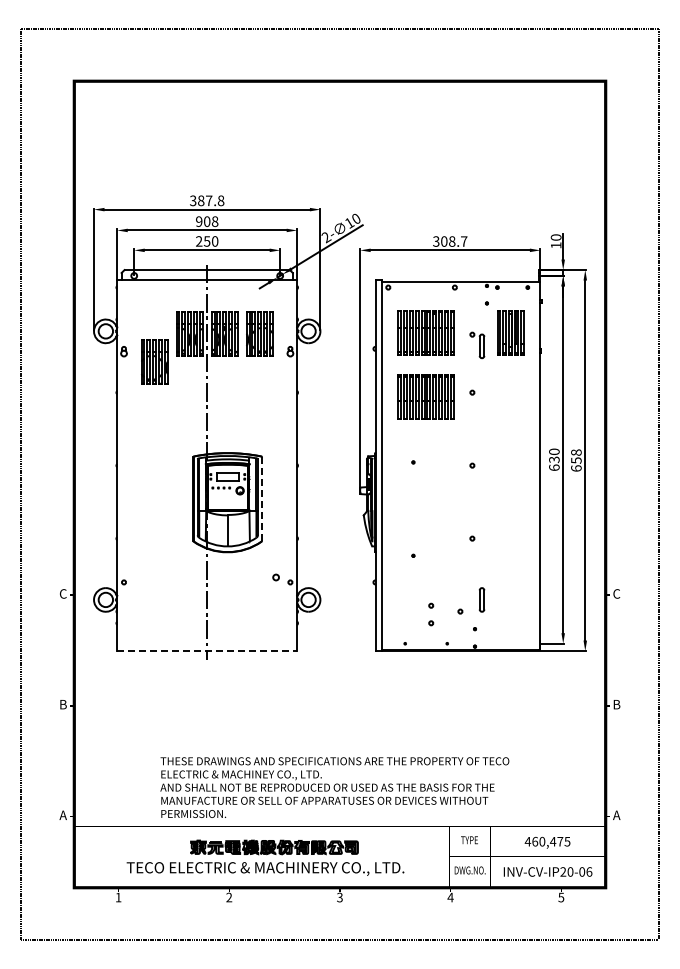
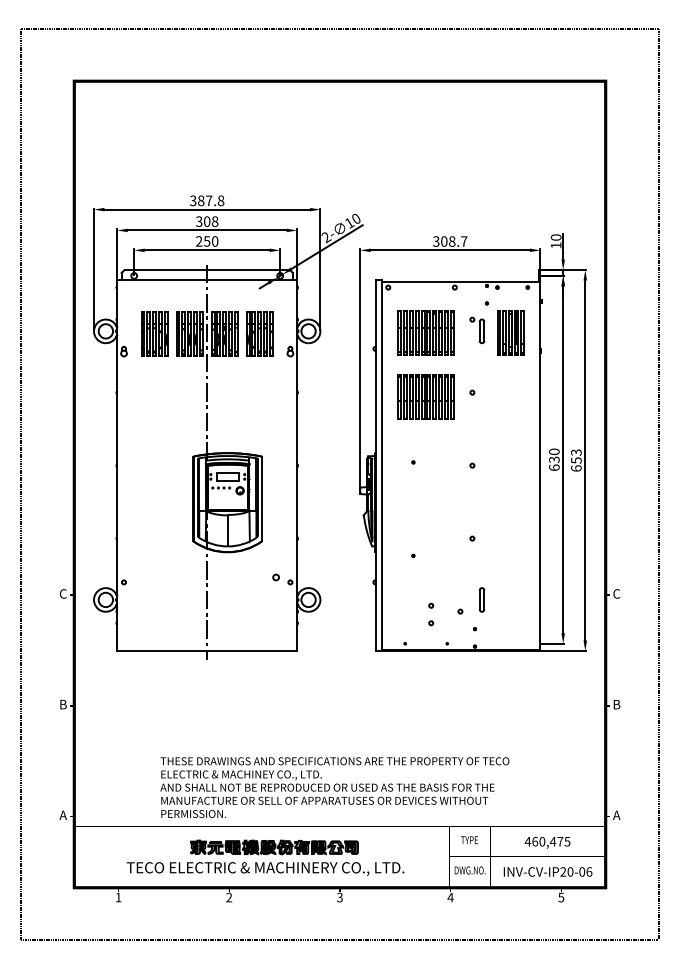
text: 908 -> 308 (199, 221)
part position: (477, 345) -> (477, 330) (477, 330)
part position: (154, 361) -> (154, 333) (154, 333)
text: 658 -> 653 (576, 452)
line: dashed -> solid (262, 499)
line: dashed -> solid (207, 651)
